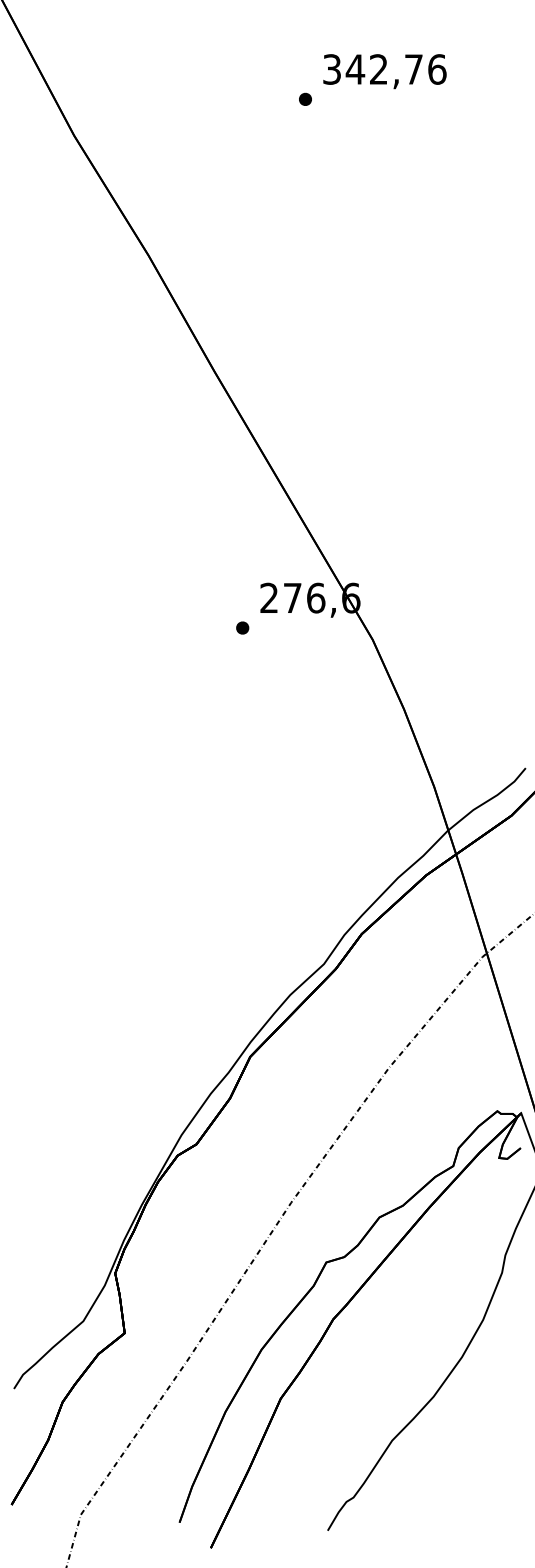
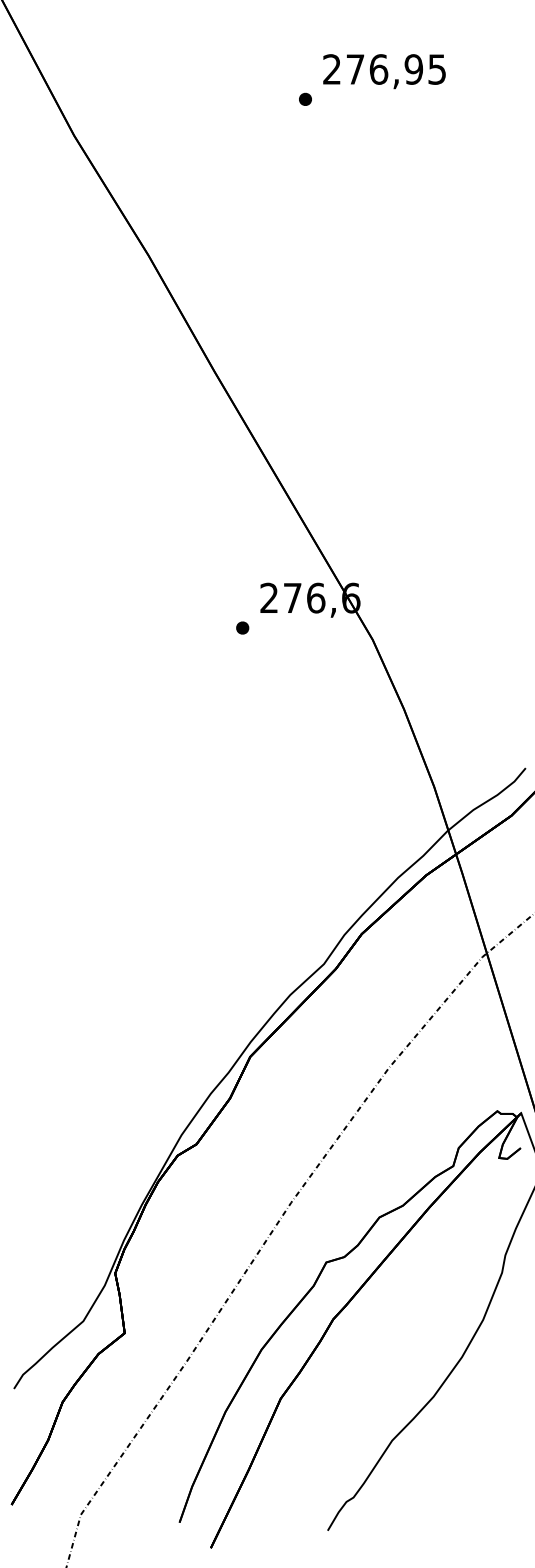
text: 342,76 -> 276,95 (384, 69)
